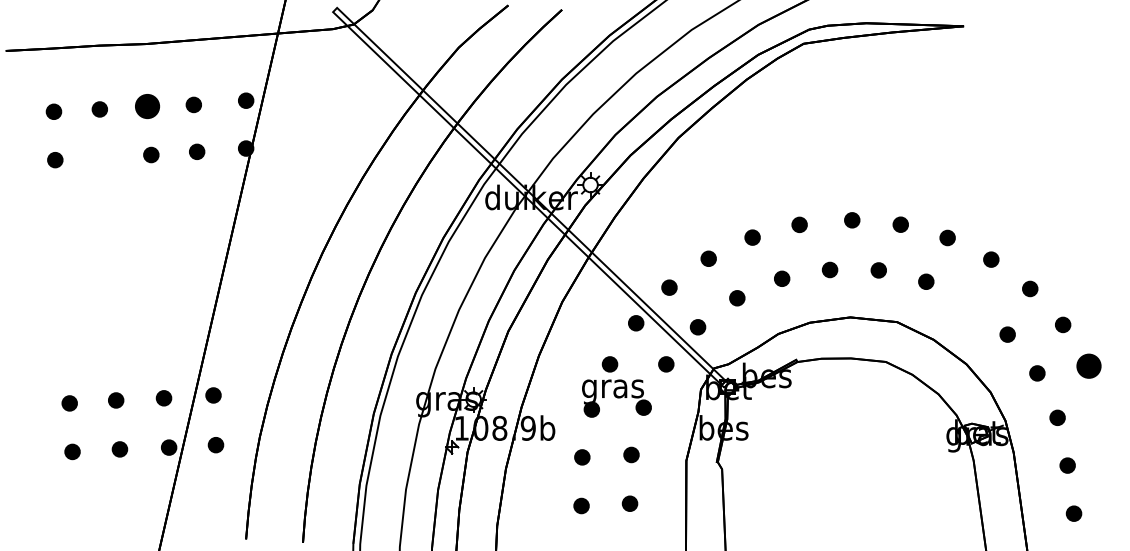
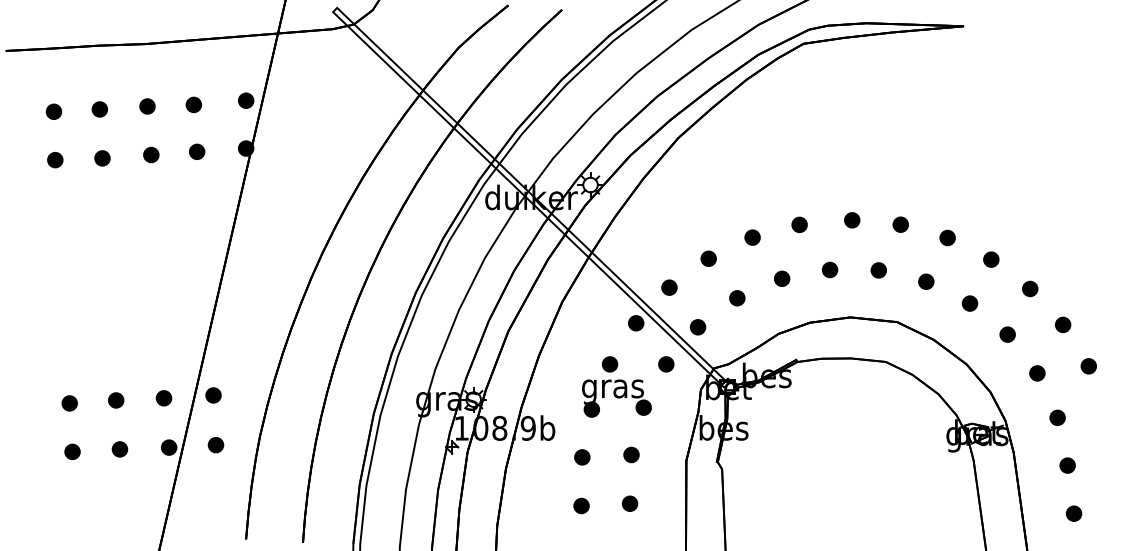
part size: 26x25 px -> 17x17 px (147, 106)
part: none -> present (102, 158)
part: none -> present (969, 303)
part size: 26x26 px -> 17x17 px (1088, 366)
